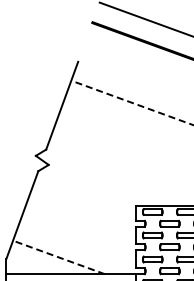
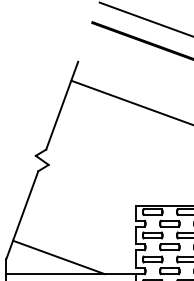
line: dashed -> solid (132, 102)
line: dashed -> solid (58, 257)
